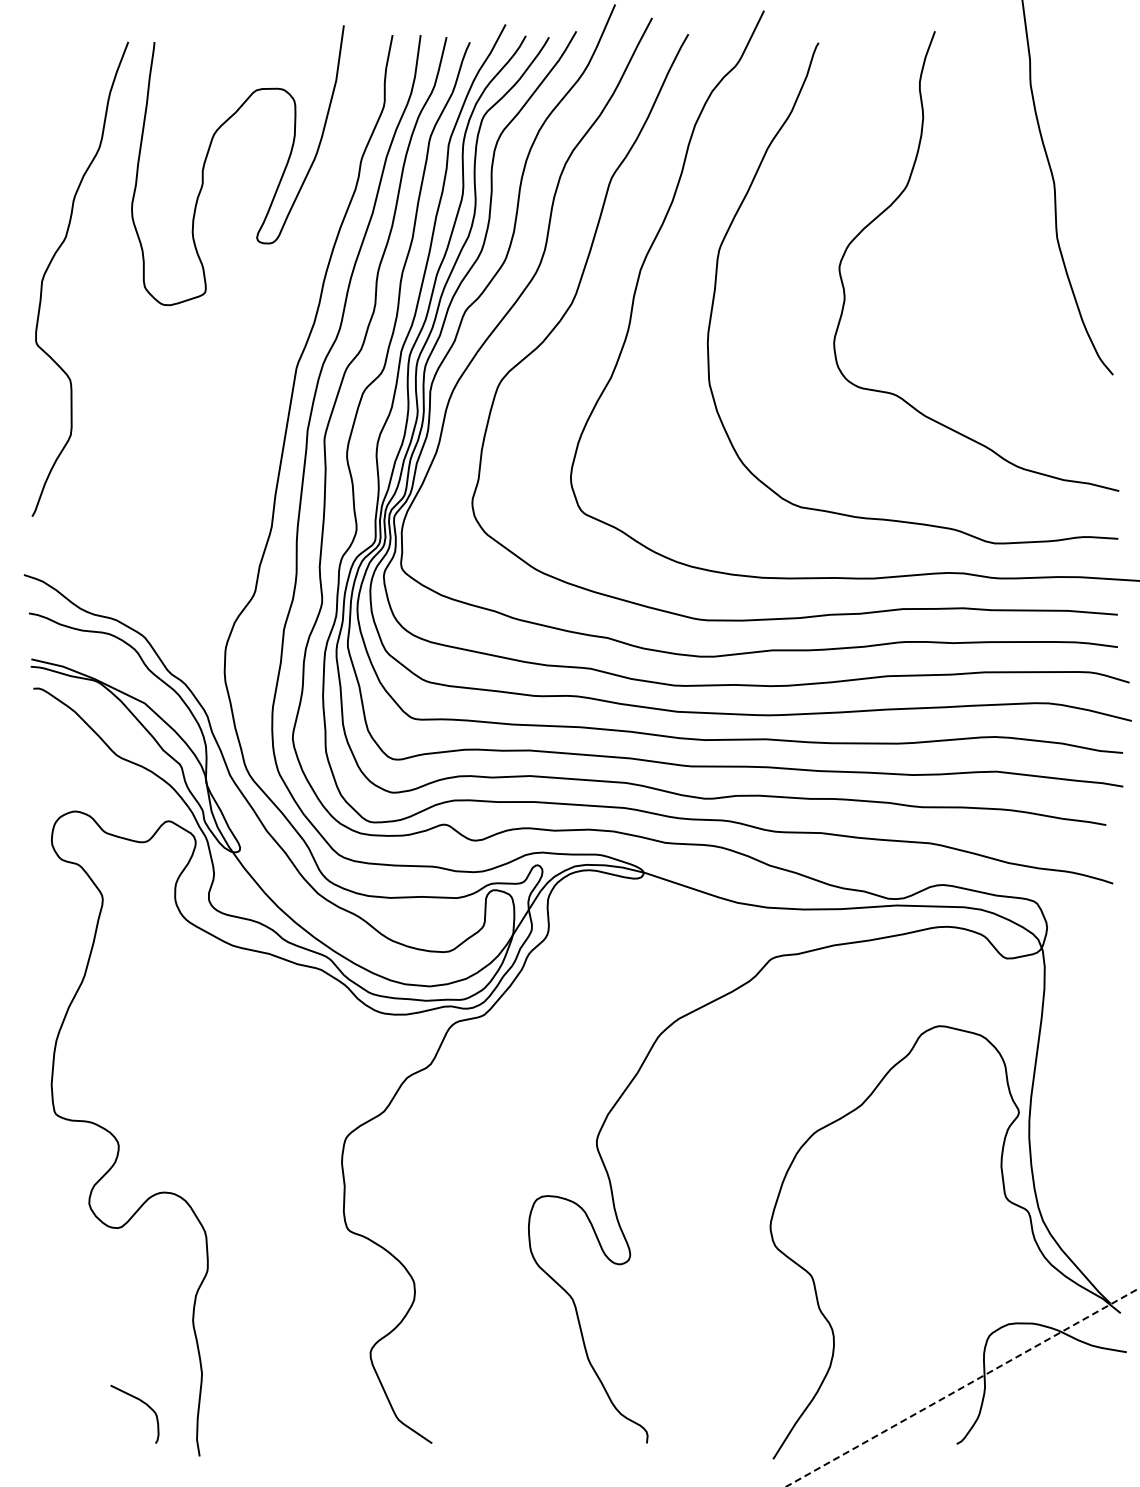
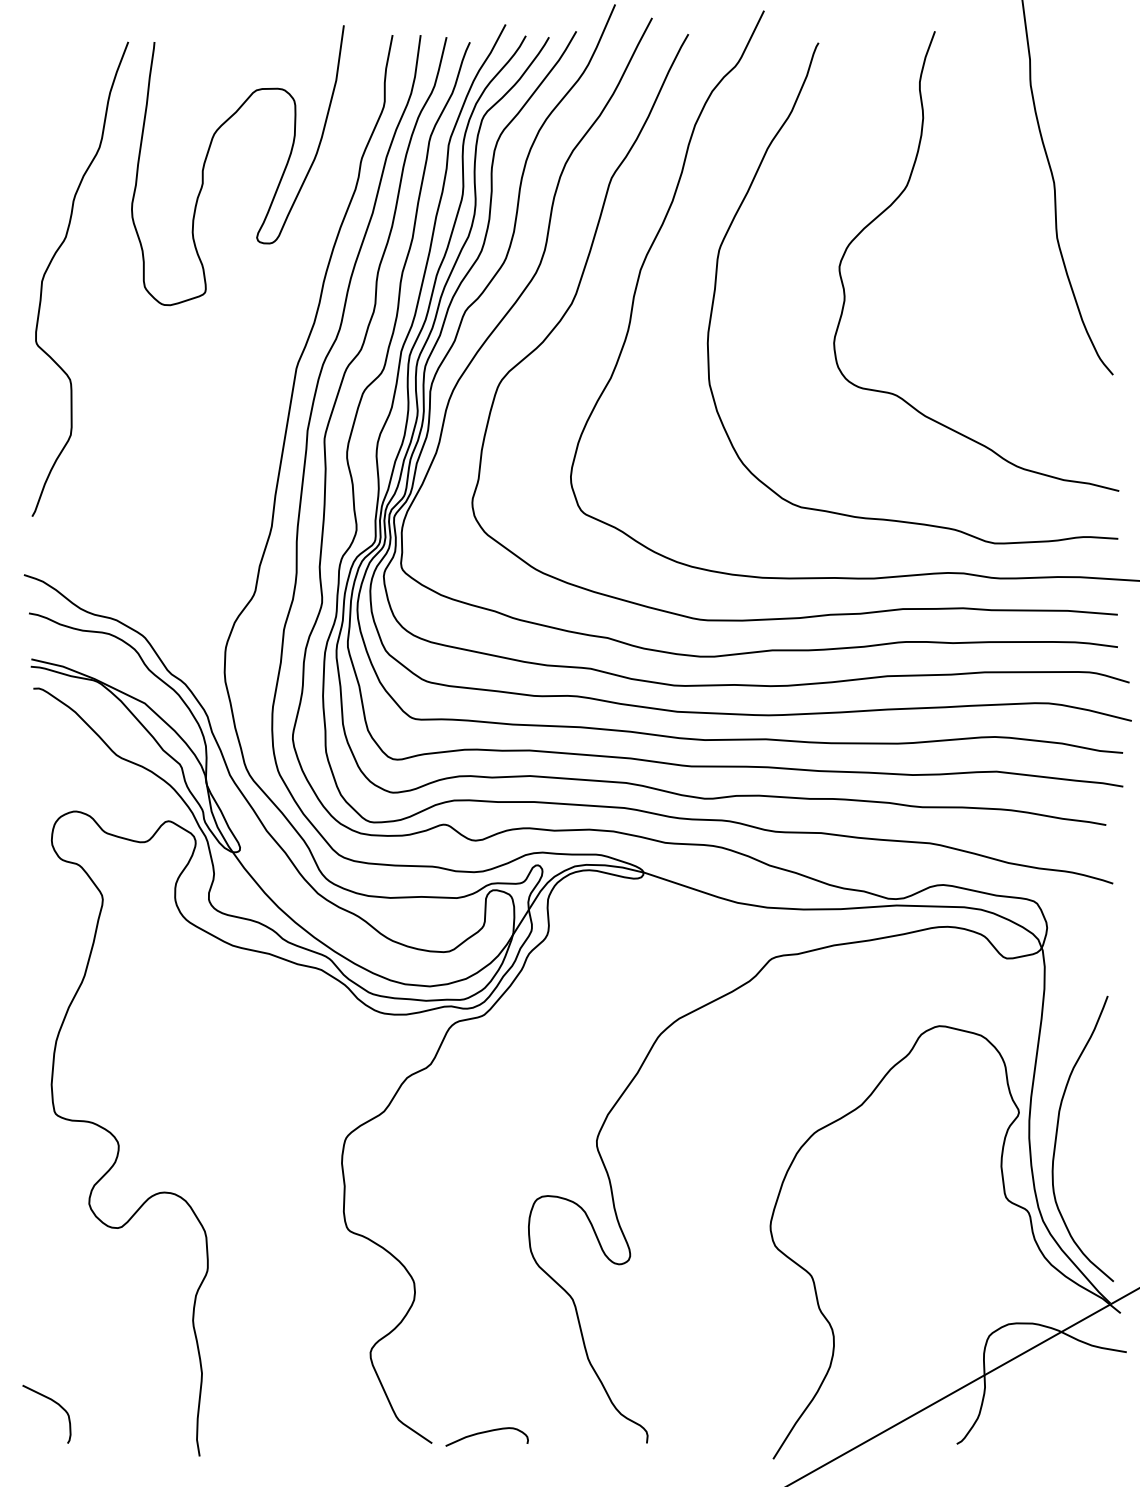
curve: none -> present (1057, 1136)
line: dashed -> solid (962, 1387)
curve position: (141, 1402) -> (53, 1402) (53, 1402)
curve: none -> present (484, 1433)
